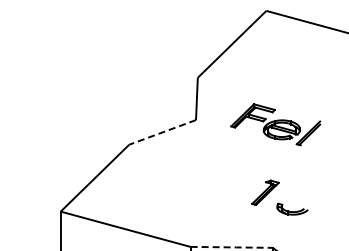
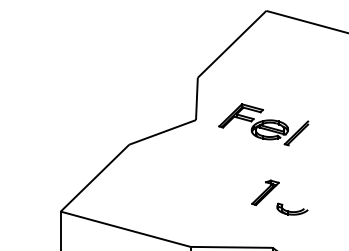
part position: (275, 124) -> (263, 124) (263, 124)
line: dashed -> solid (161, 132)
line: dashed -> solid (232, 247)
